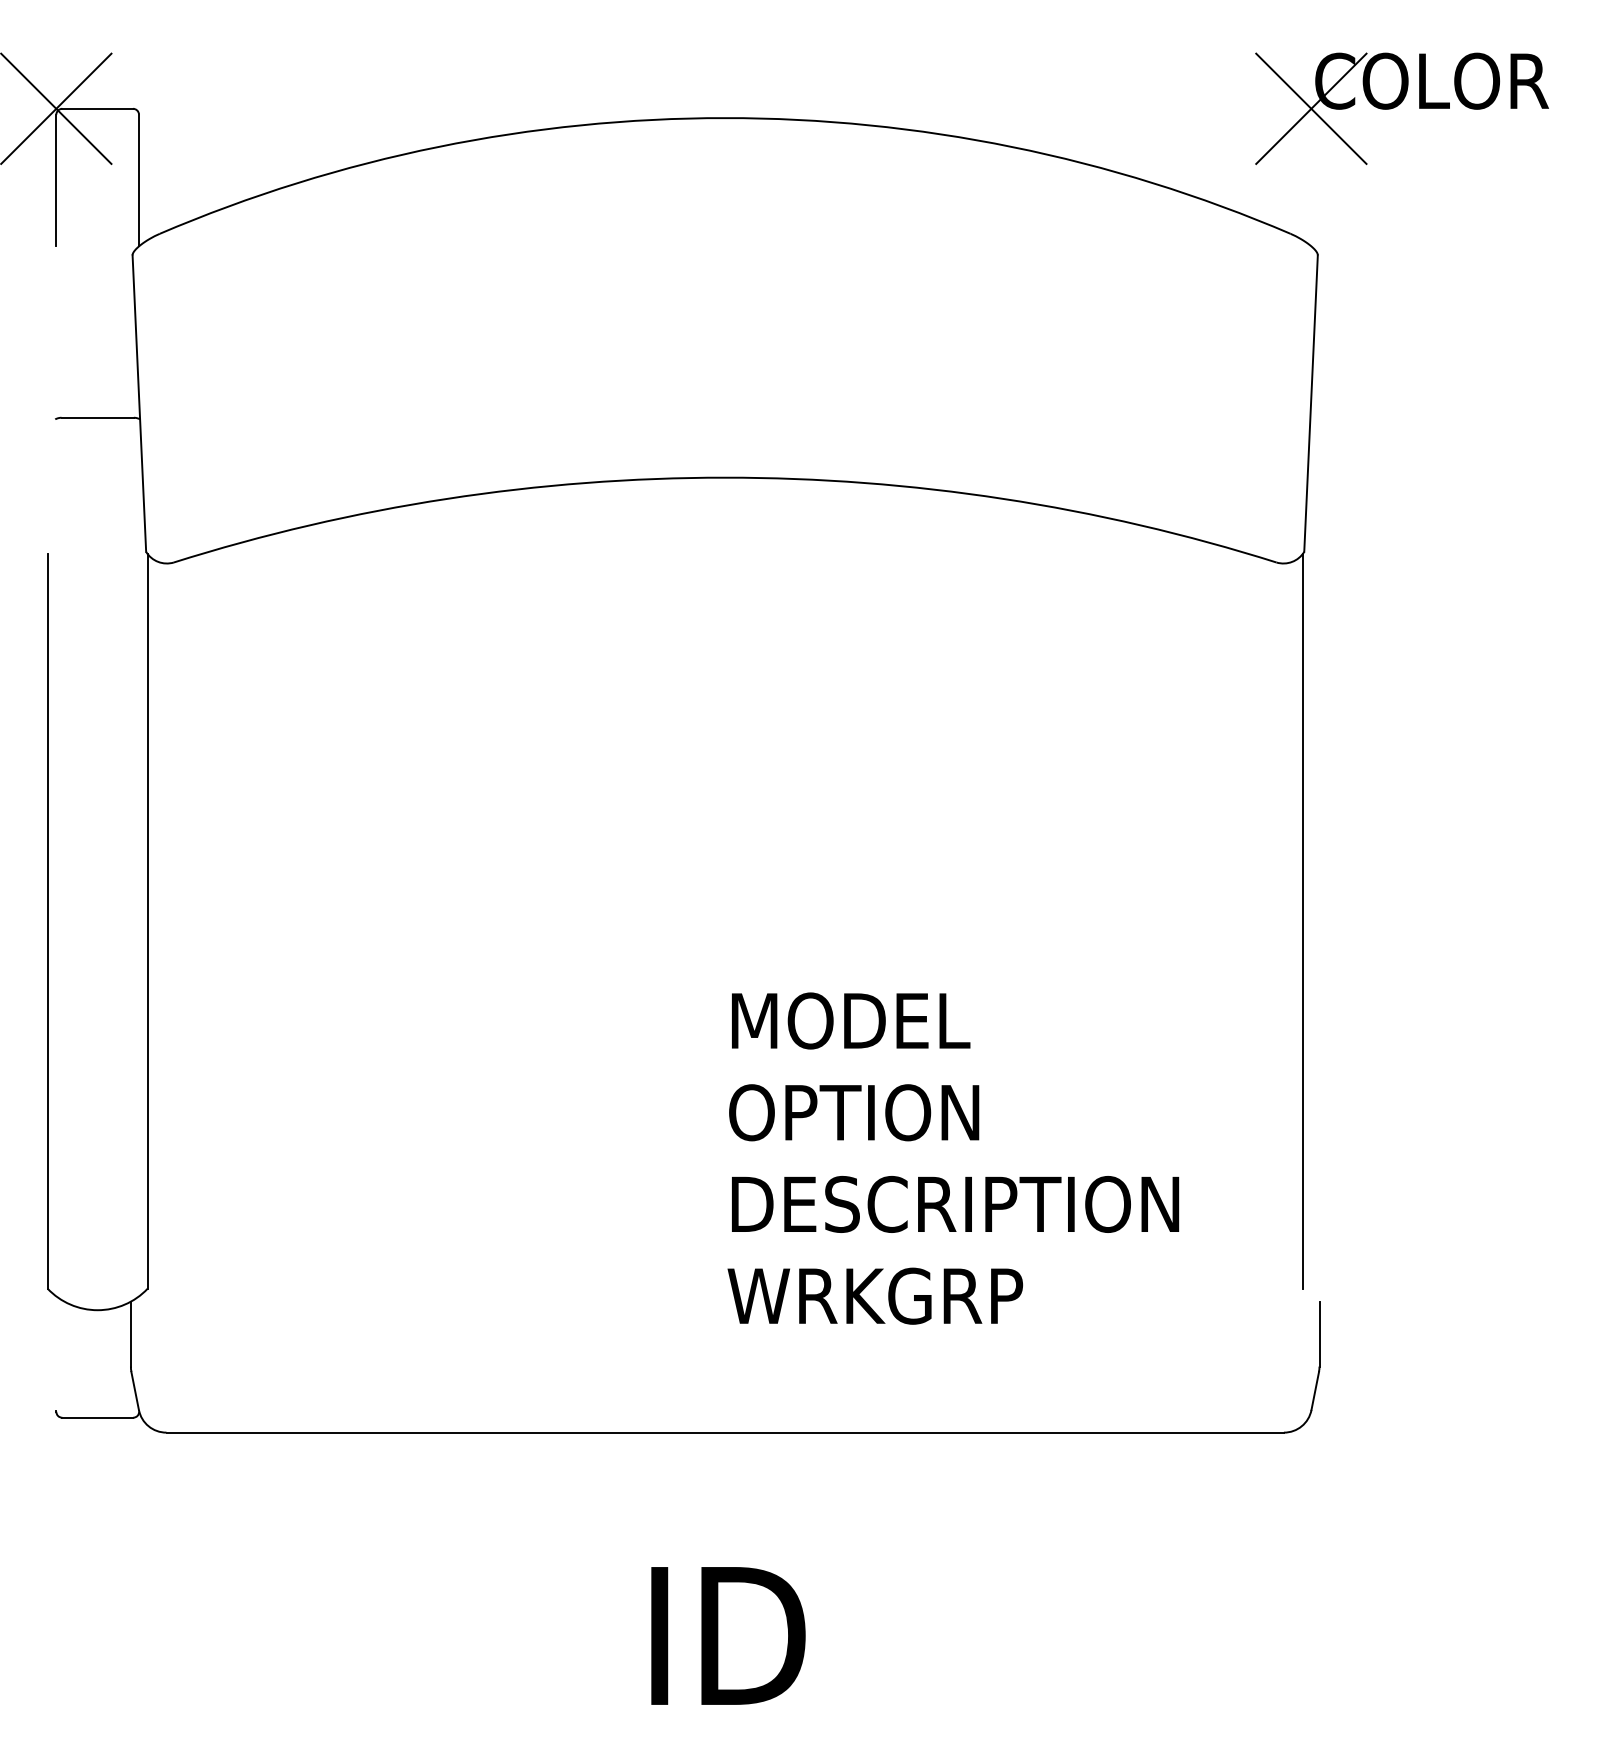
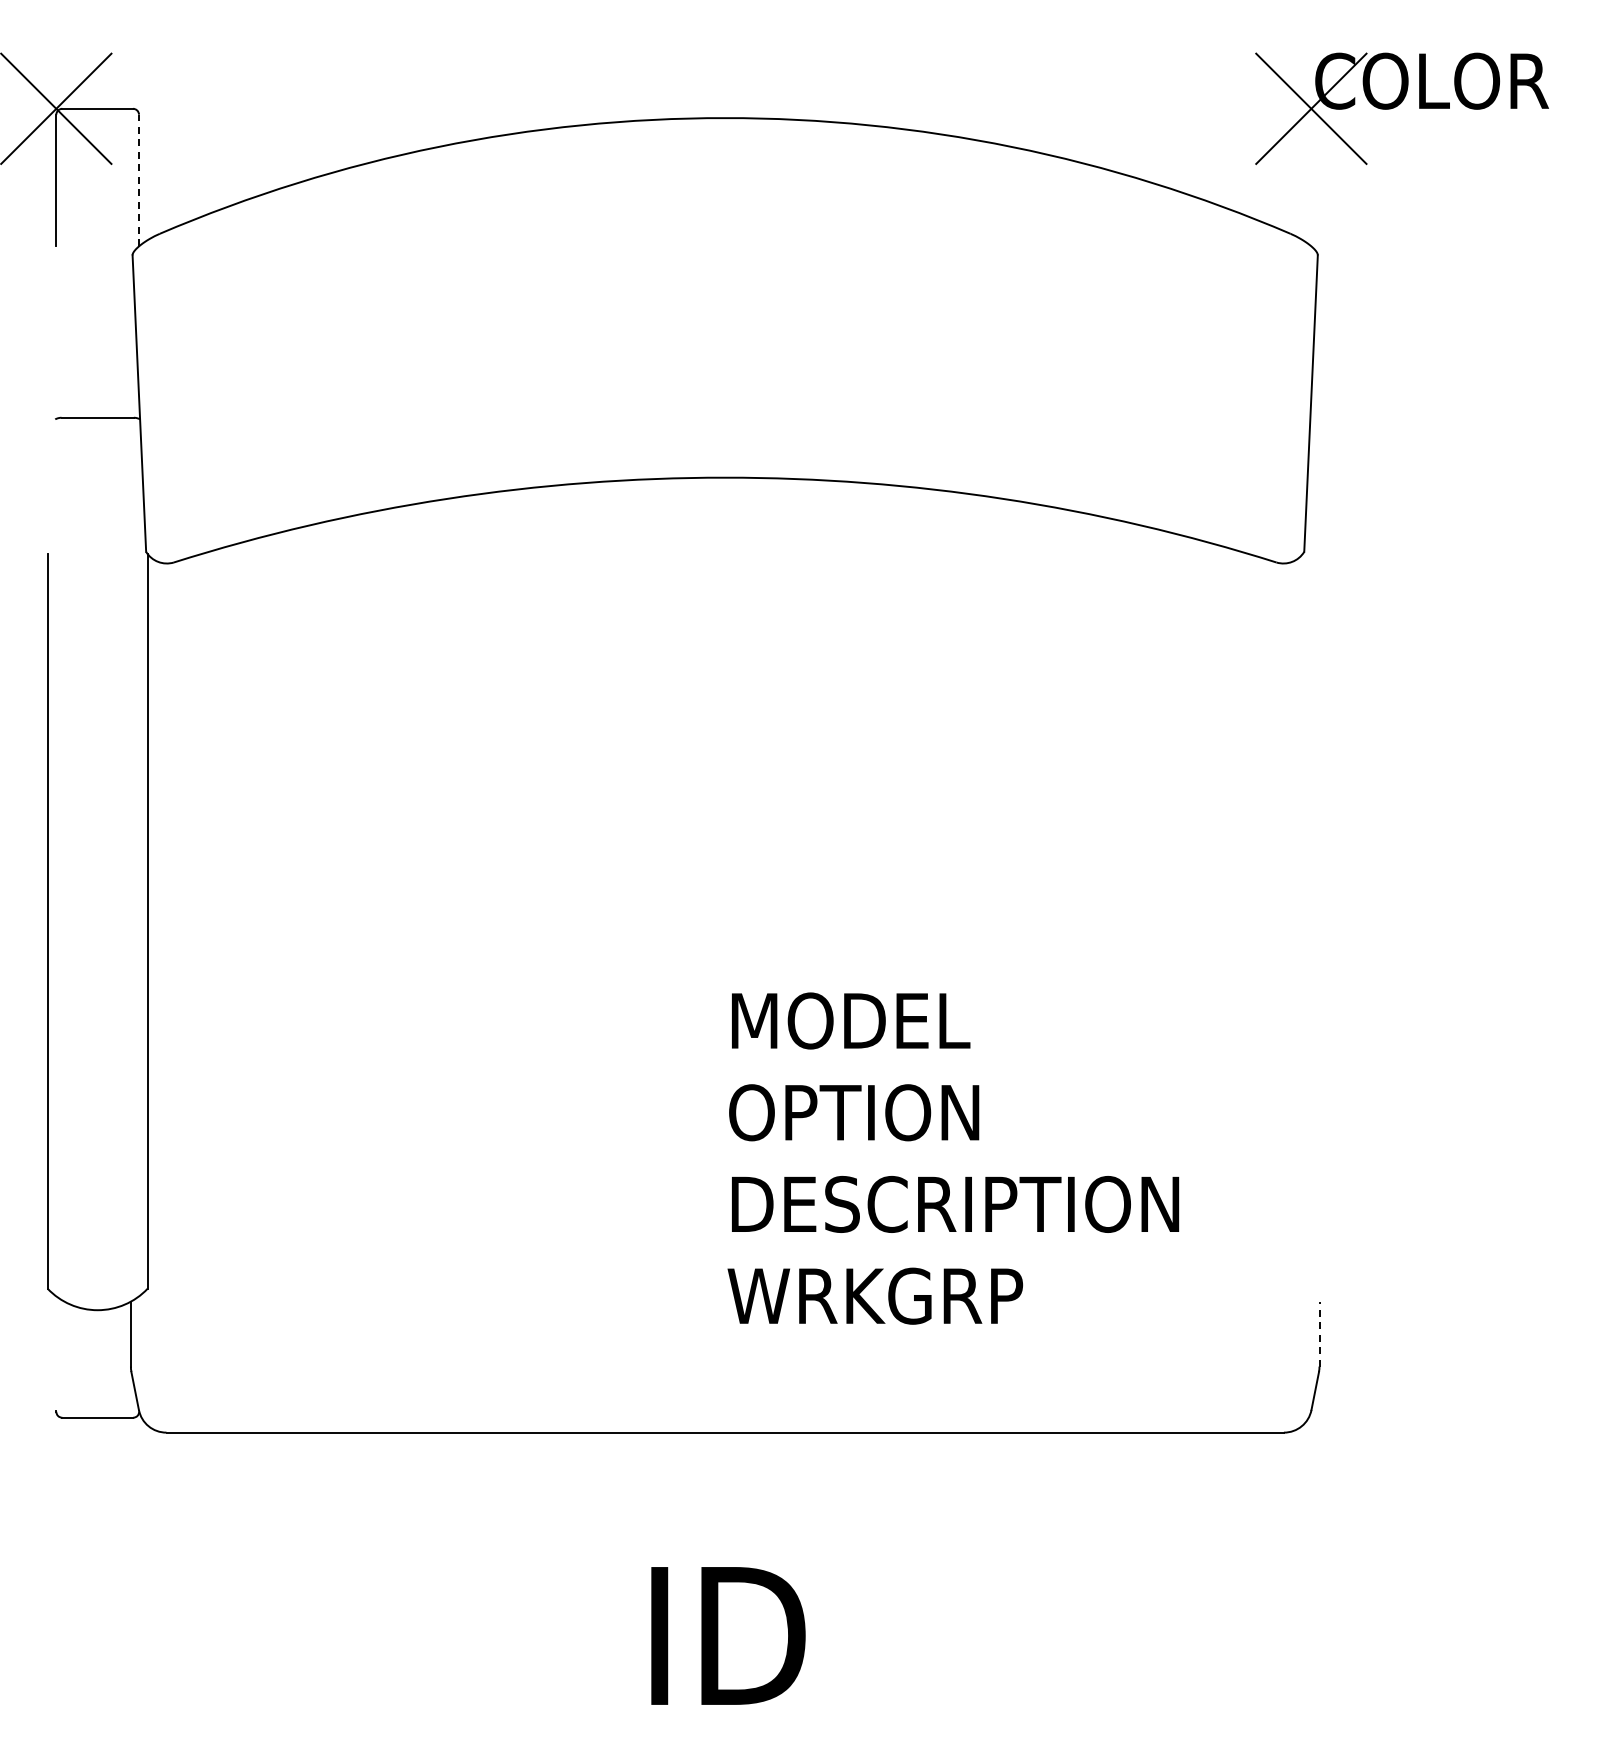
line: solid -> dashed (139, 180)
line: present -> none (1302, 920)
line: solid -> dashed (1319, 1333)
